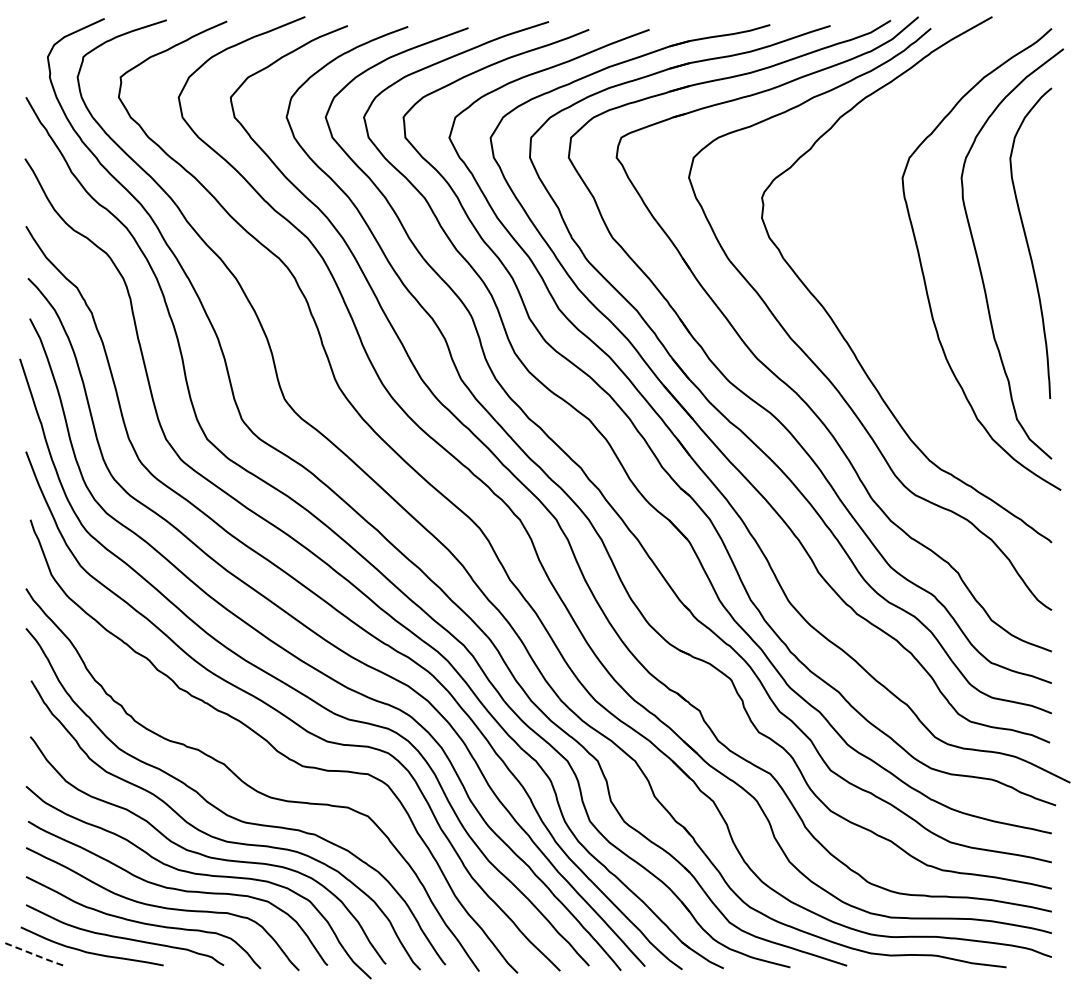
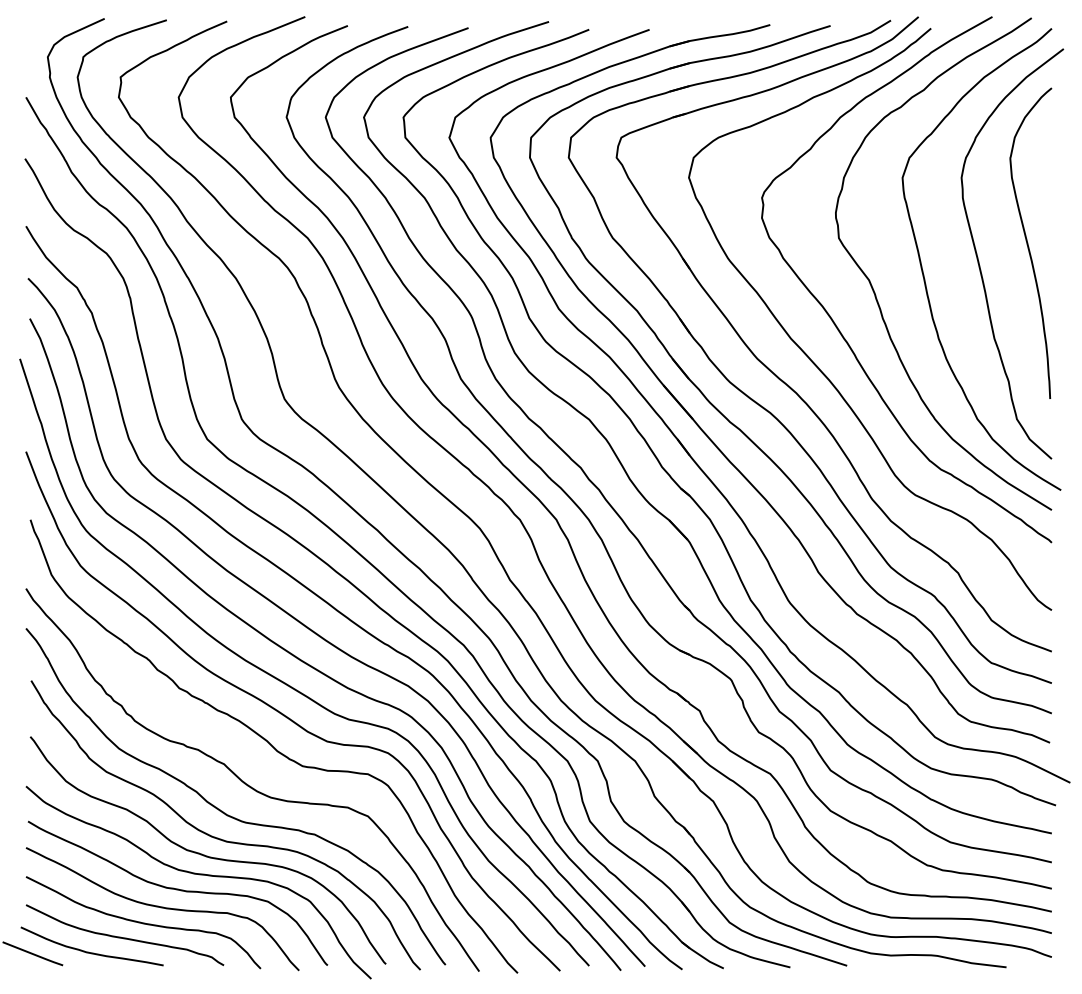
curve: none -> present (875, 292)
line: dashed -> solid (34, 954)
